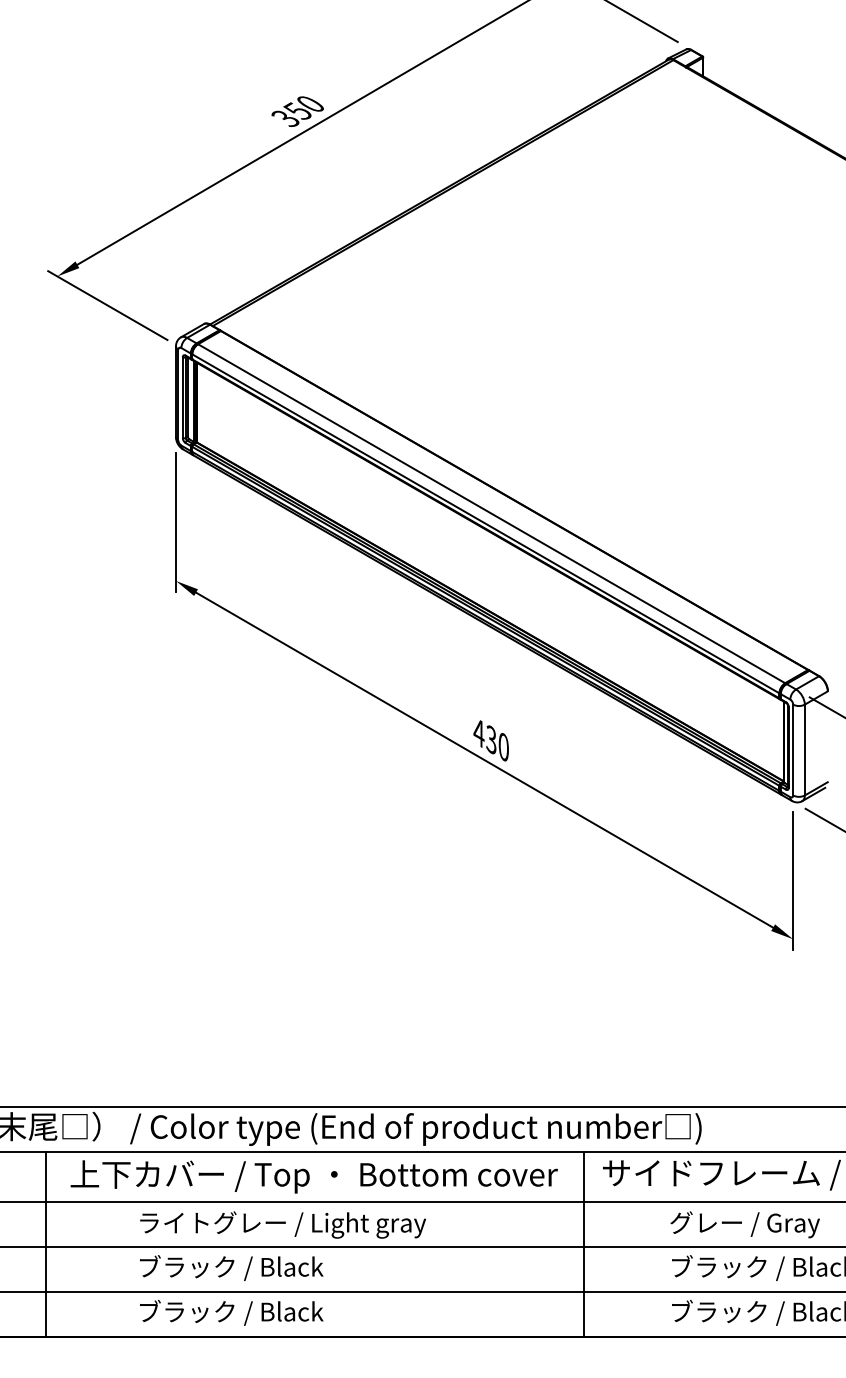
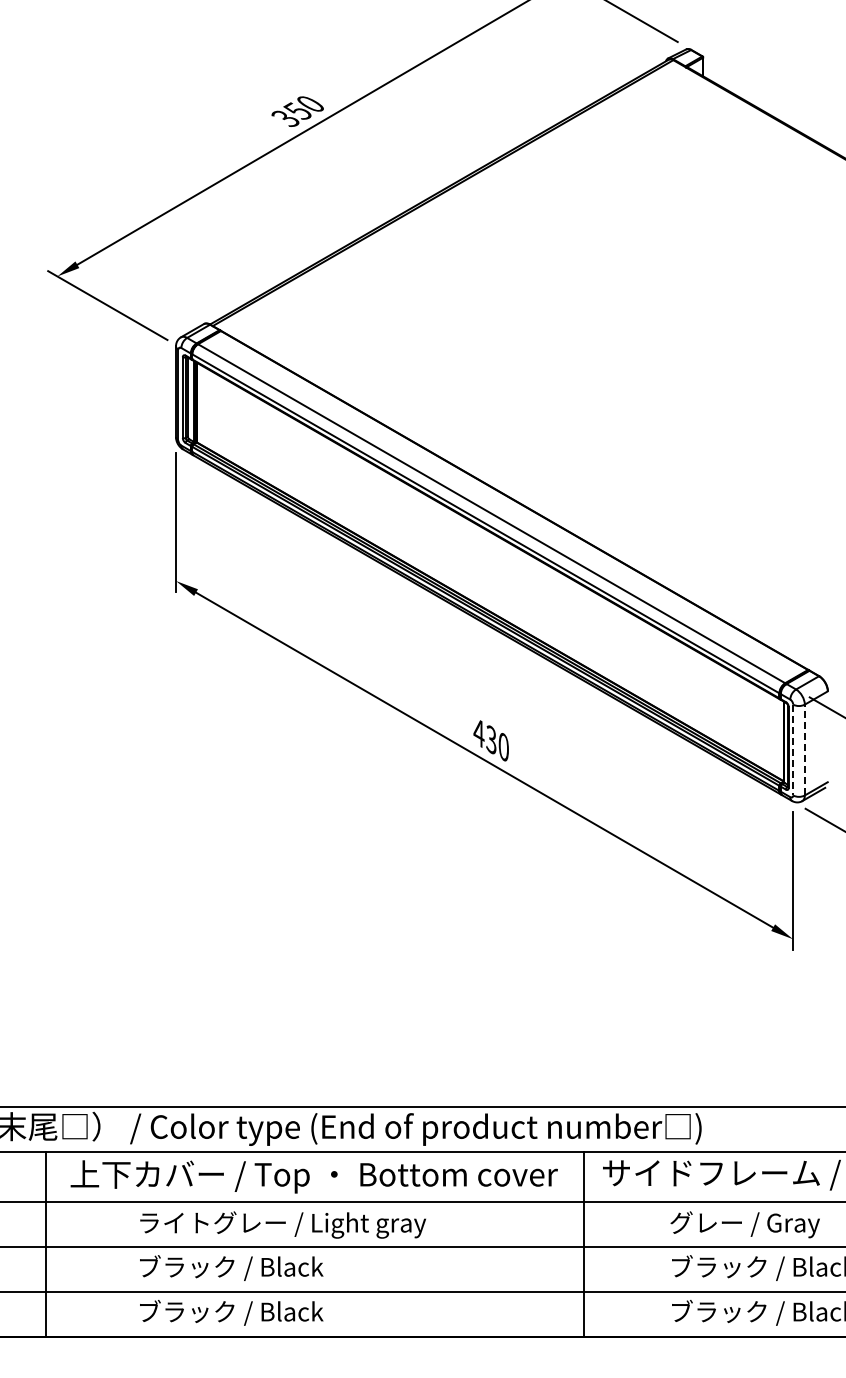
line: solid -> dashed (804, 749)
line: solid -> dashed (793, 750)
